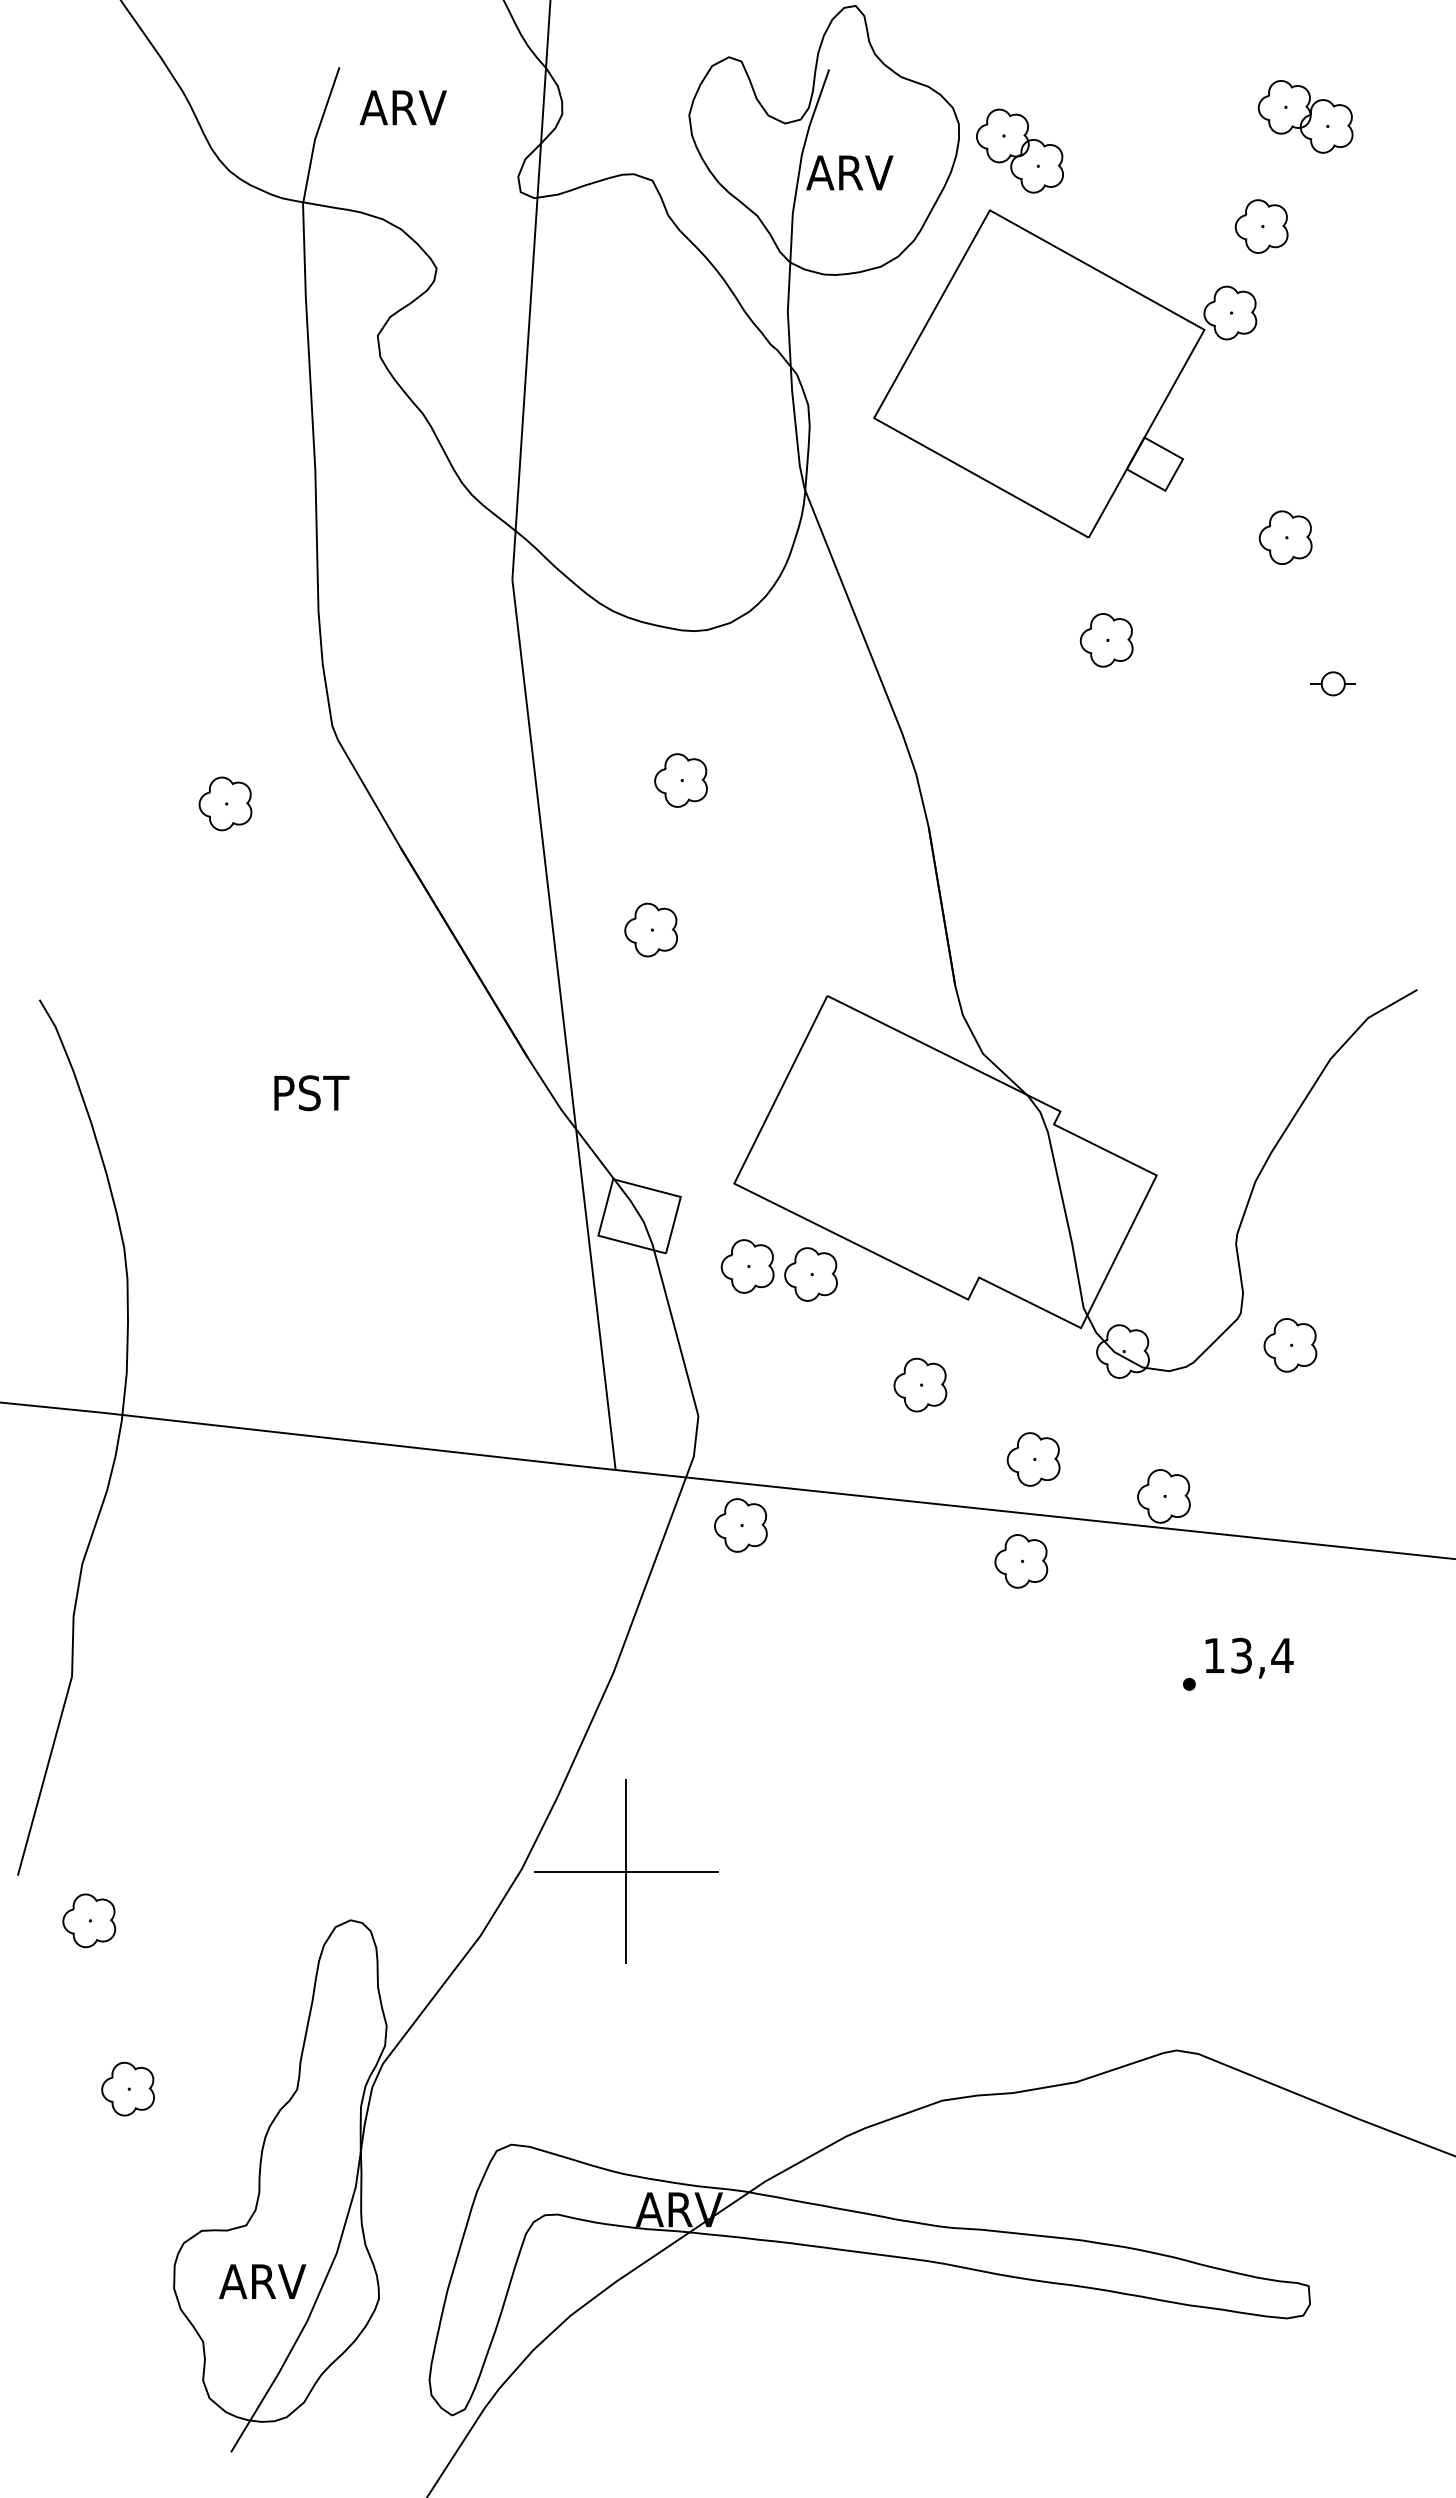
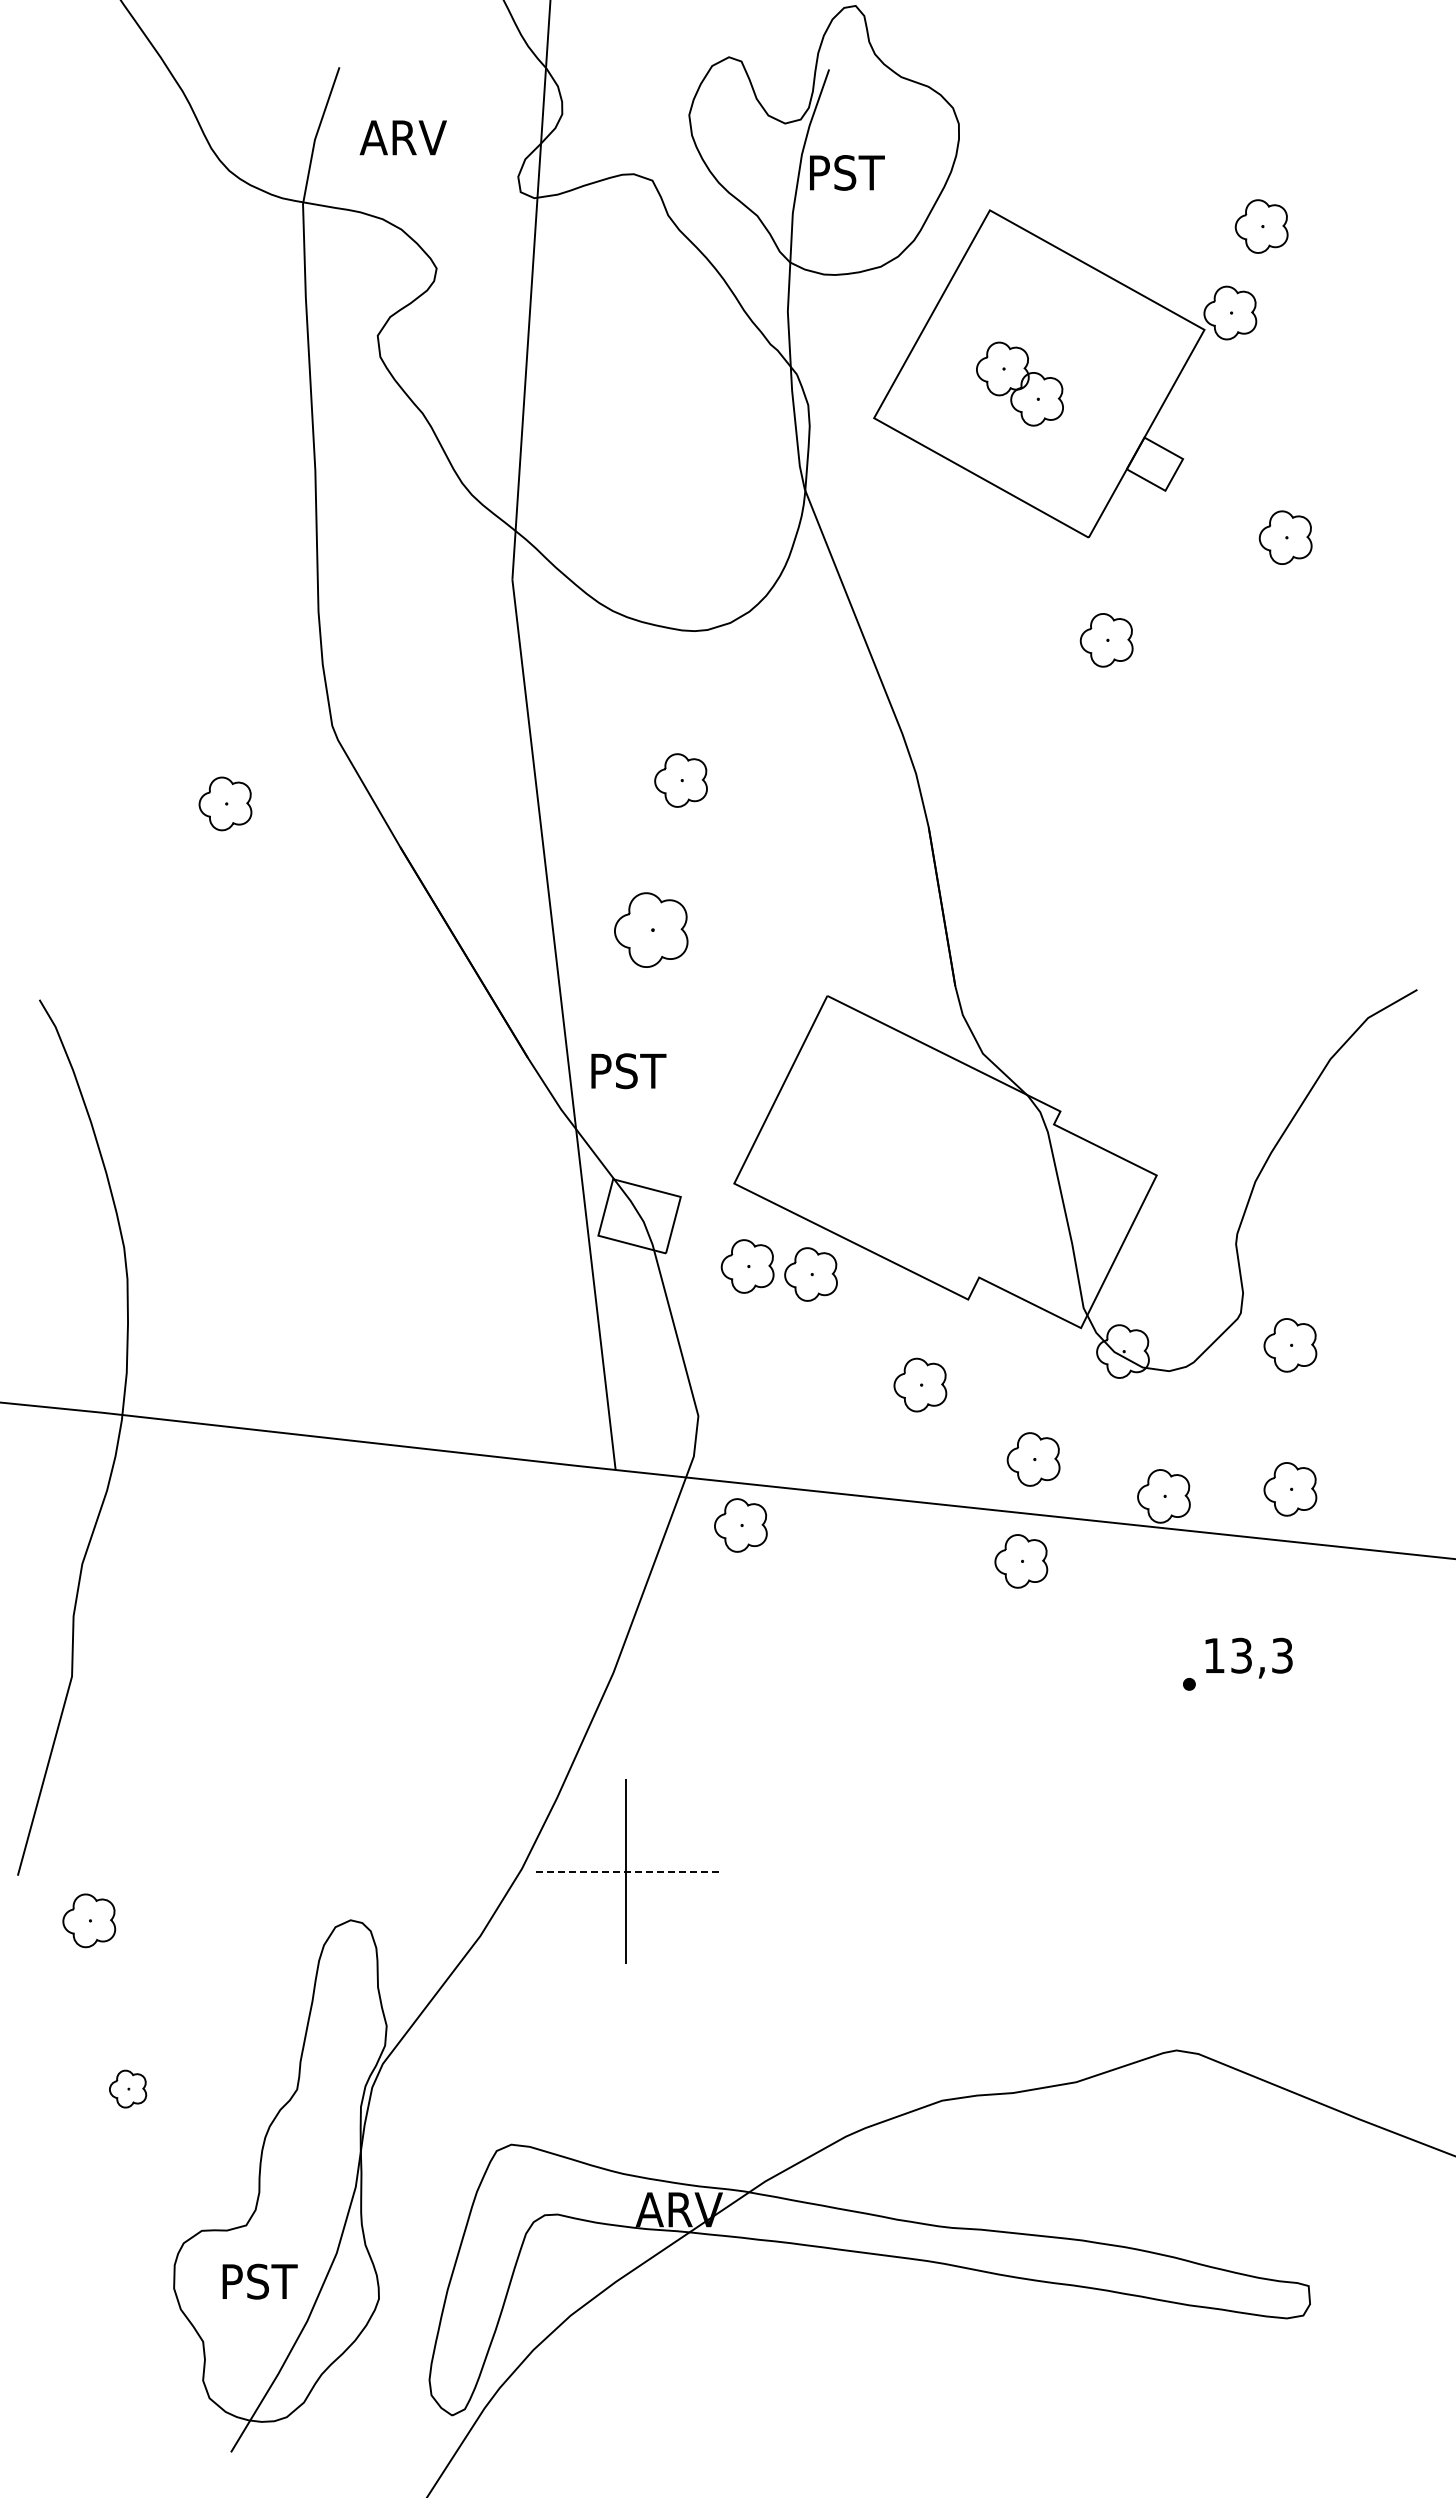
text position: (402, 107) -> (402, 137) (402, 137)
part: present -> none (1305, 116)
part position: (1019, 150) -> (1019, 383) (1019, 383)
text: ARV -> PST (849, 172)
part: present -> none (1332, 683)
part size: 54x56 px -> 75x76 px (651, 929)
text position: (311, 1093) -> (628, 1071) (628, 1071)
part: none -> present (1290, 1489)
text: 13,4 -> 13,3 (1282, 1655)
line: solid -> dashed (625, 1871)
part size: 54x56 px -> 39x40 px (128, 2088)
text: ARV -> PST (262, 2281)
